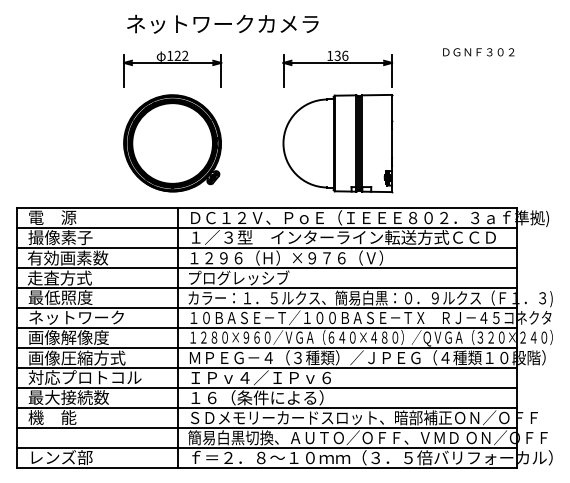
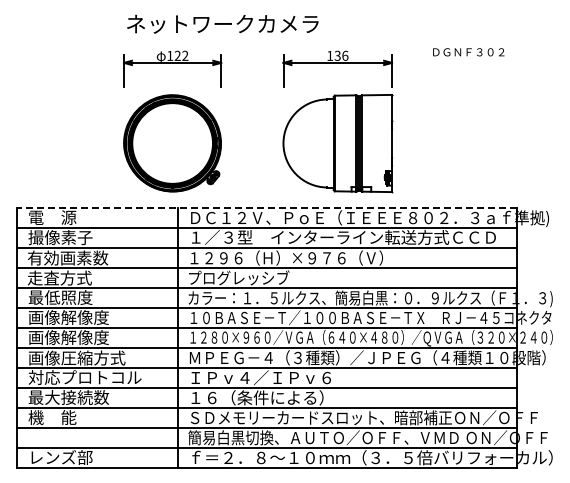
text position: (478, 52) -> (468, 52) (468, 52)
line: solid -> dashed (267, 208)
text: ネットワーク -> 画像解像度 (75, 317)
